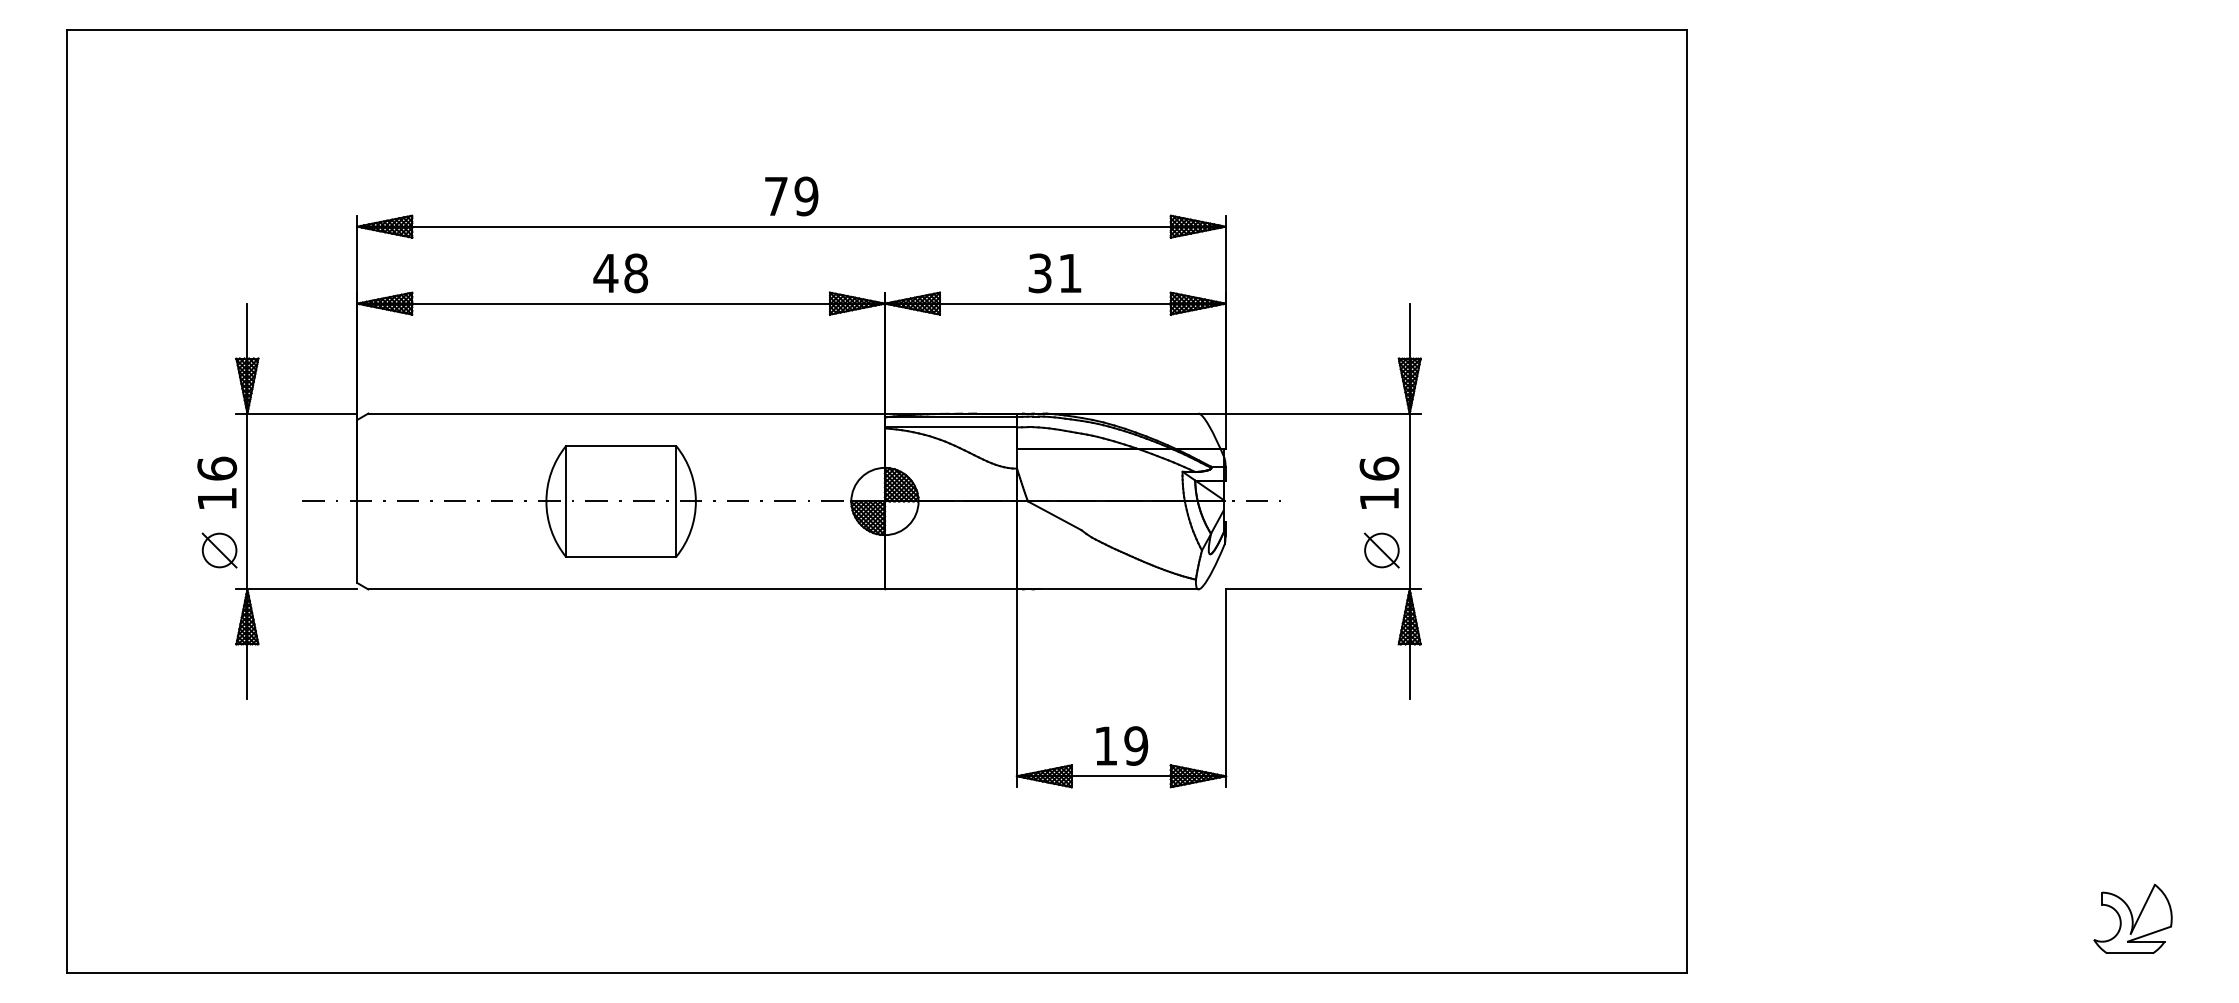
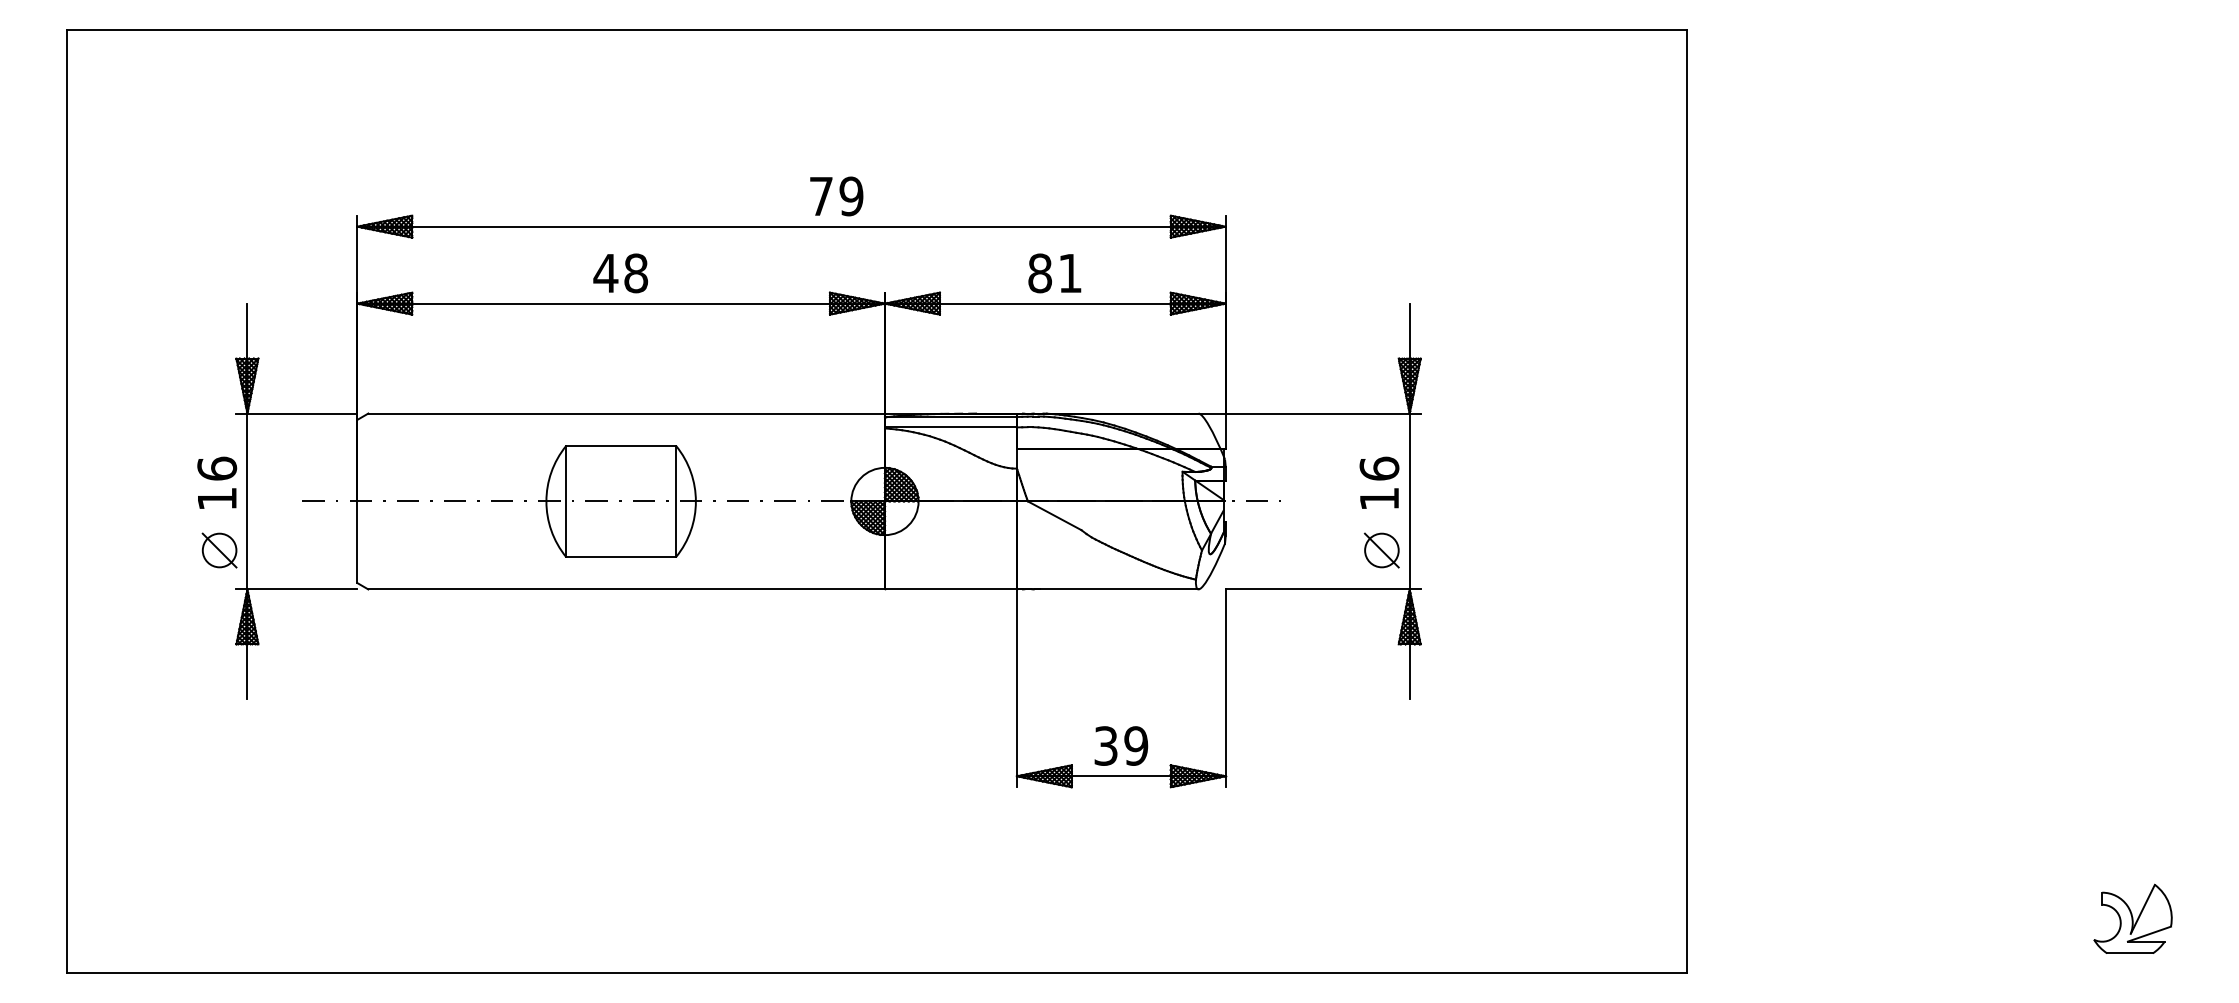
text position: (791, 196) -> (836, 196) (836, 196)
text: 31 -> 81 (1040, 273)
text: 19 -> 39 (1105, 745)
